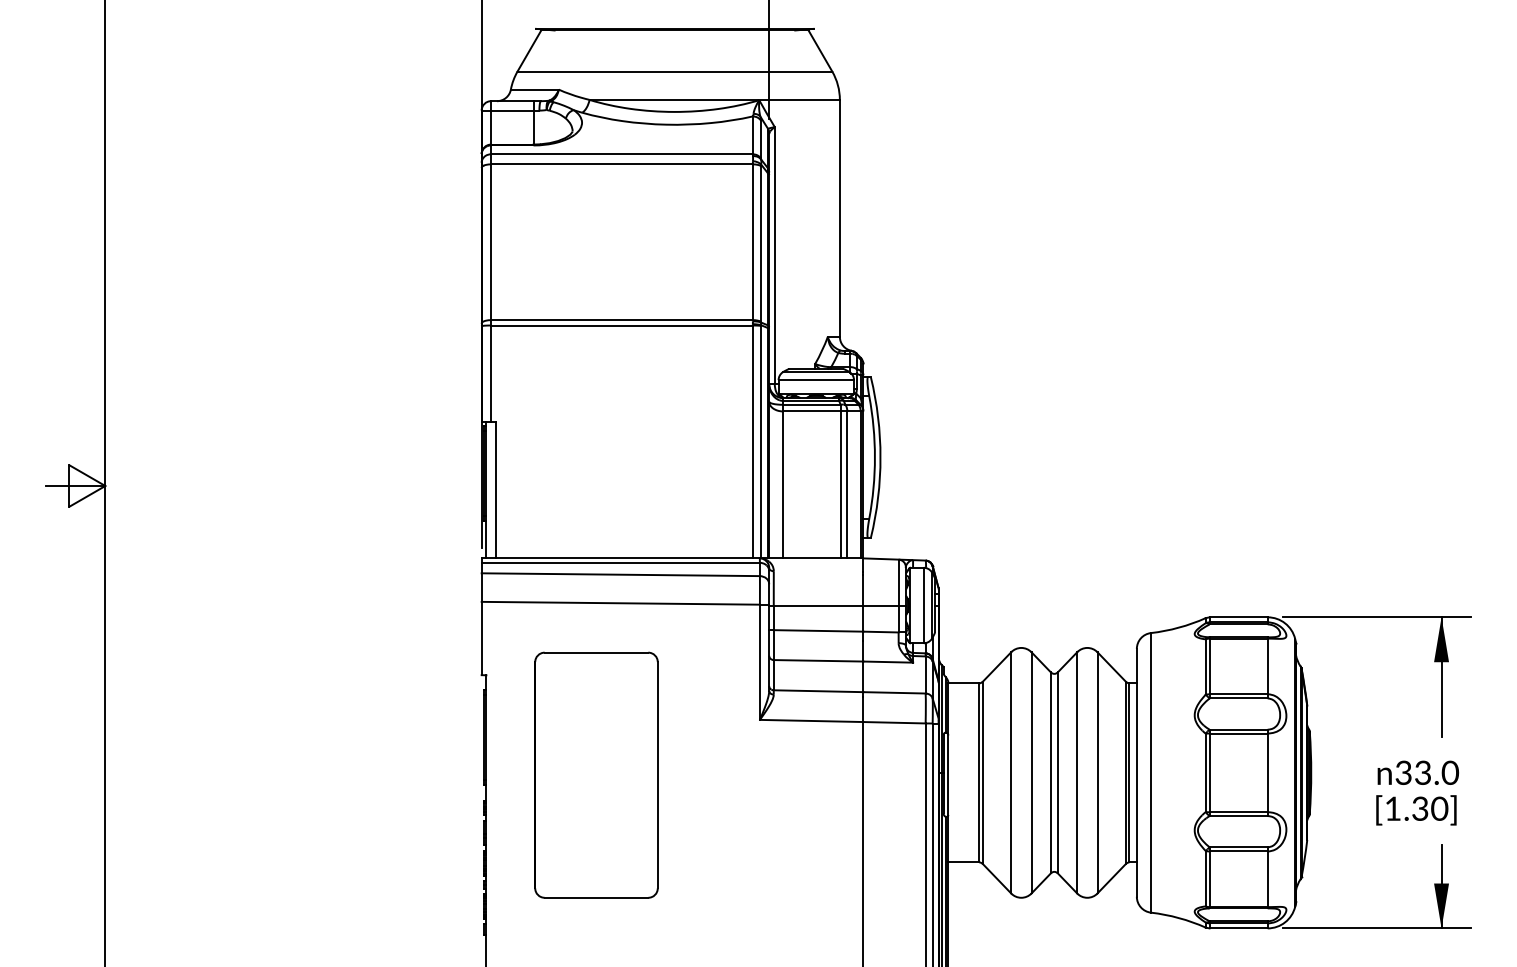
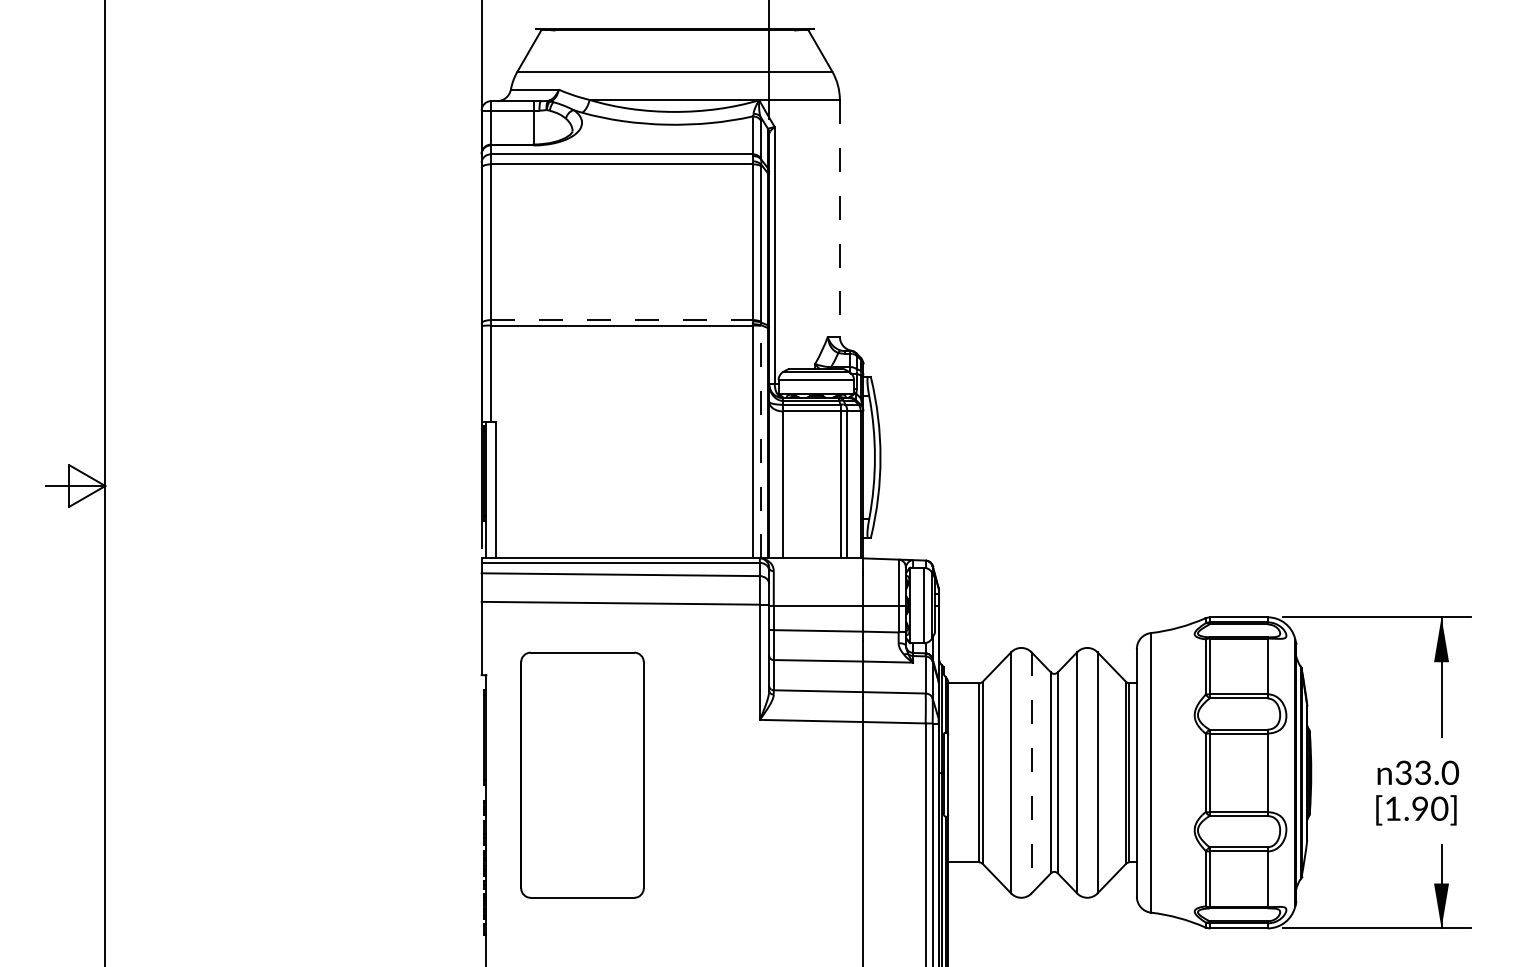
line: solid -> dashed (839, 218)
line: solid -> dashed (621, 320)
line: solid -> dashed (761, 441)
line: solid -> dashed (1031, 772)
part position: (596, 774) -> (582, 774) (582, 774)
text: [1.30] -> [1.90] (1420, 808)
